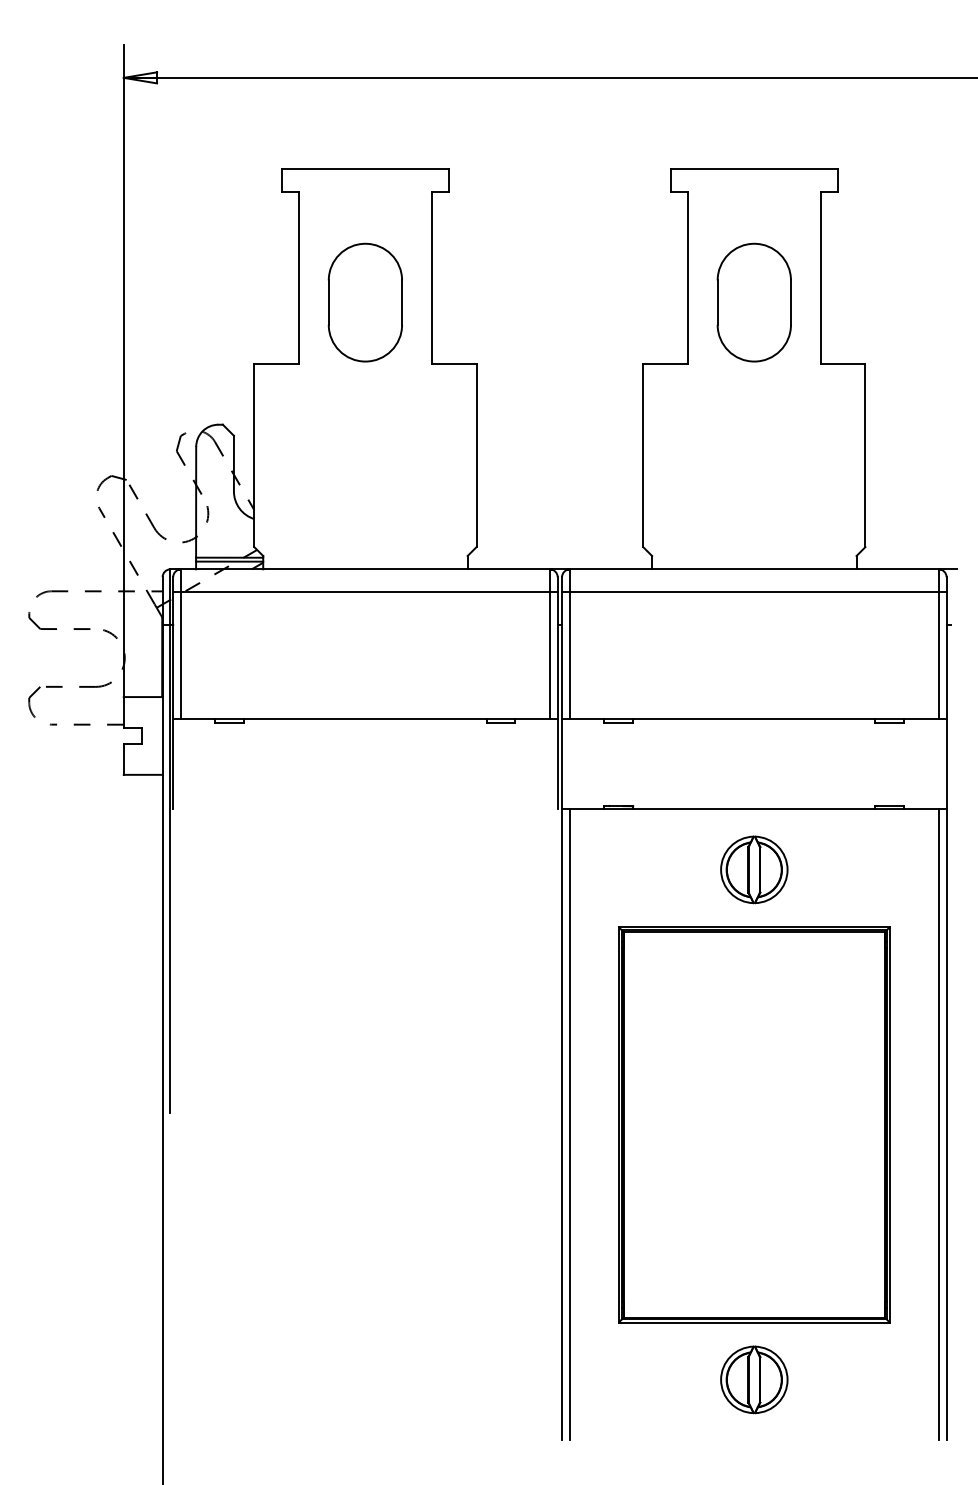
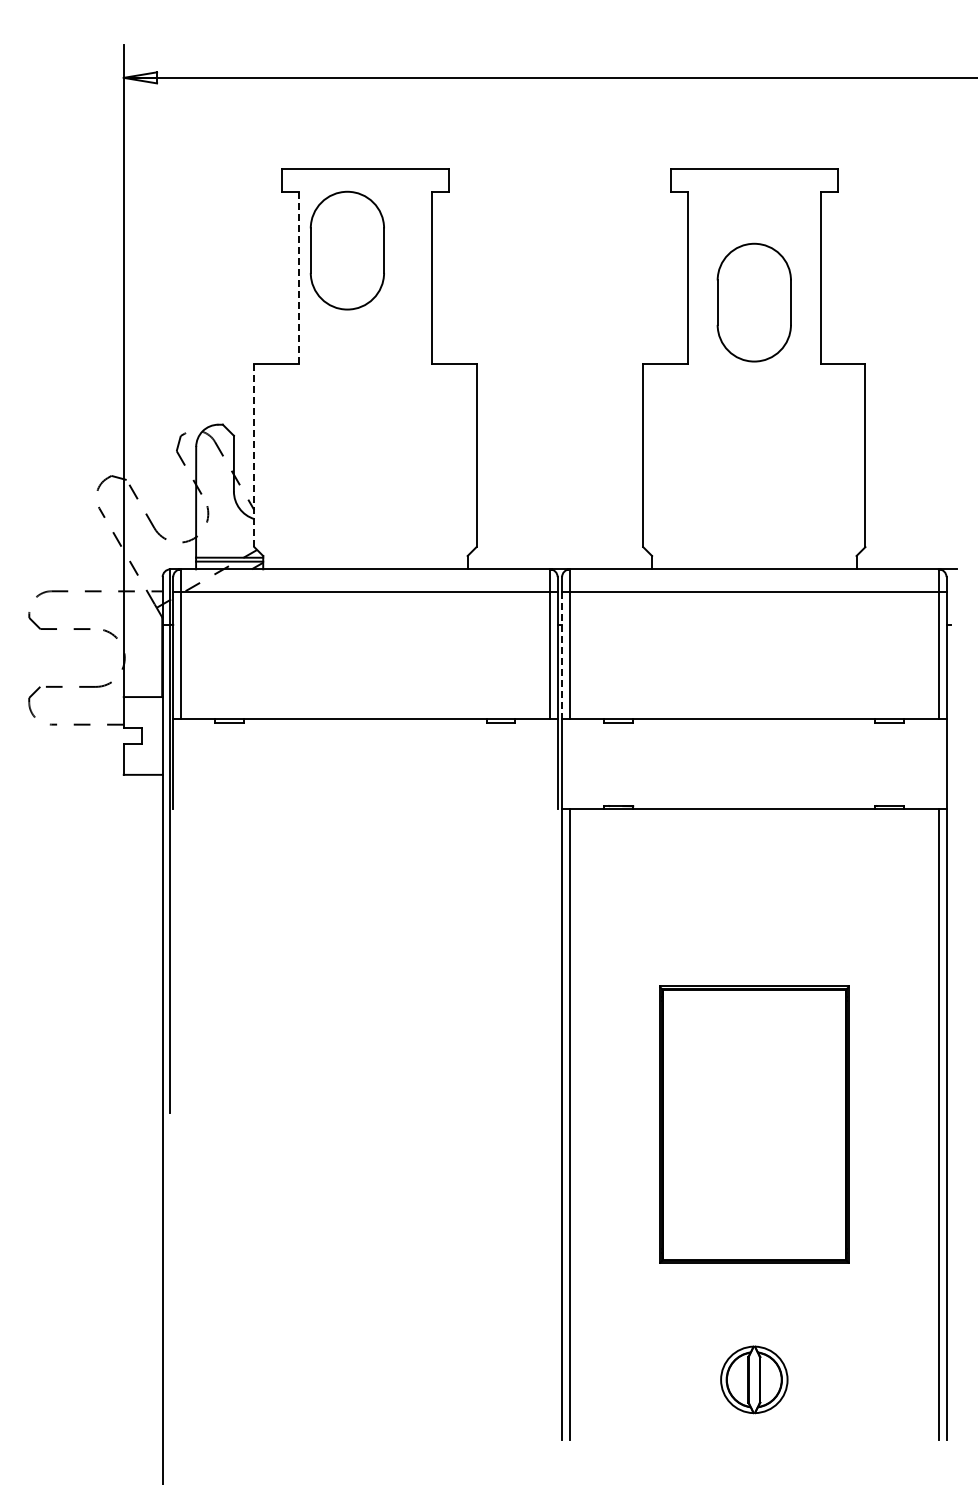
line: solid -> dashed (298, 277)
part position: (364, 302) -> (346, 250) (346, 250)
line: solid -> dashed (254, 455)
line: solid -> dashed (562, 655)
part: present -> none (754, 869)
part size: 273x398 px -> 191x279 px (754, 1124)
